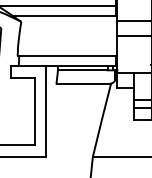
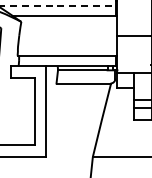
line: solid -> dashed (58, 5)
line: present -> none (132, 21)
